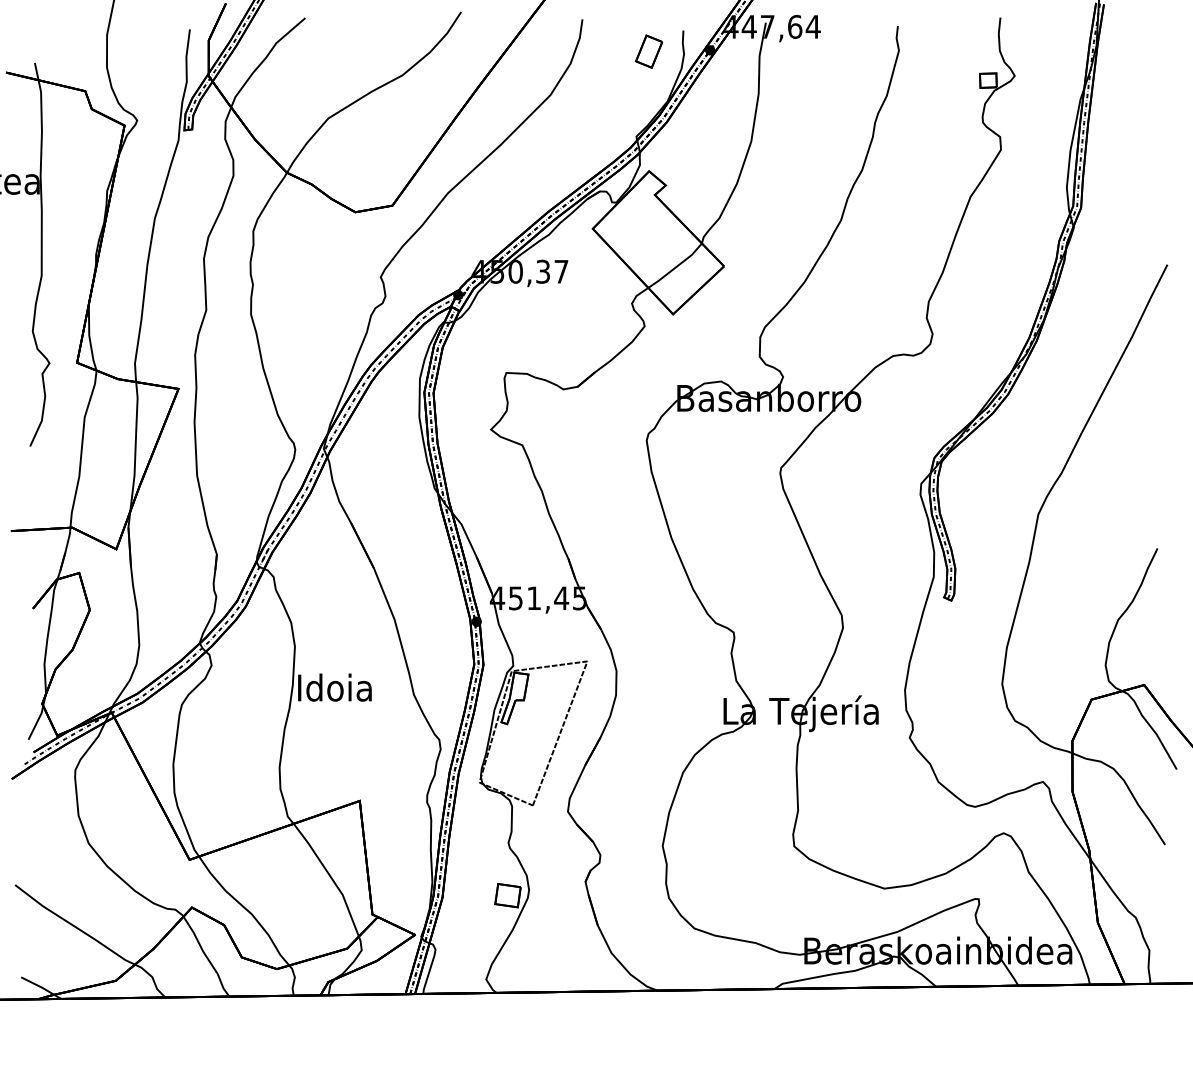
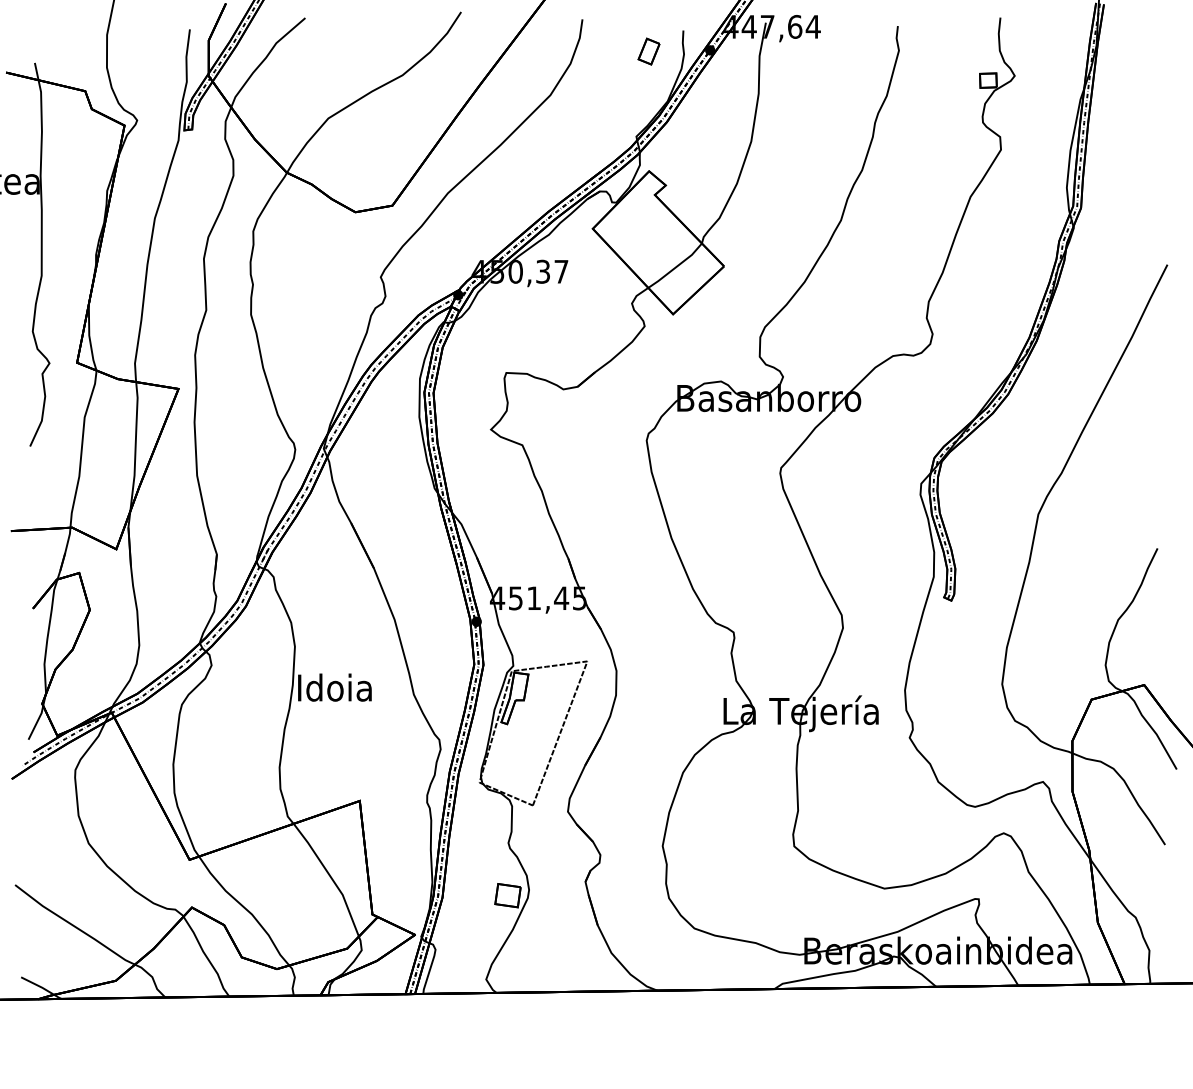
part size: 29x35 px -> 24x29 px (648, 51)
